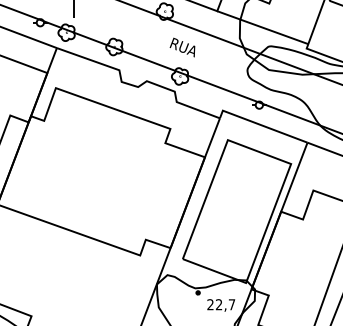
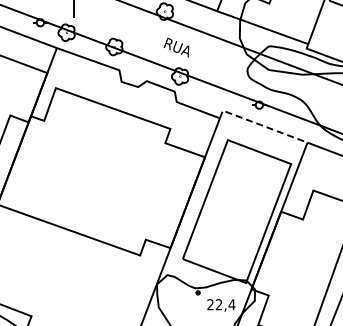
text position: (182, 47) -> (176, 47) (176, 47)
line: solid -> dashed (261, 125)
text: 22,7 -> 22,4 (231, 304)
